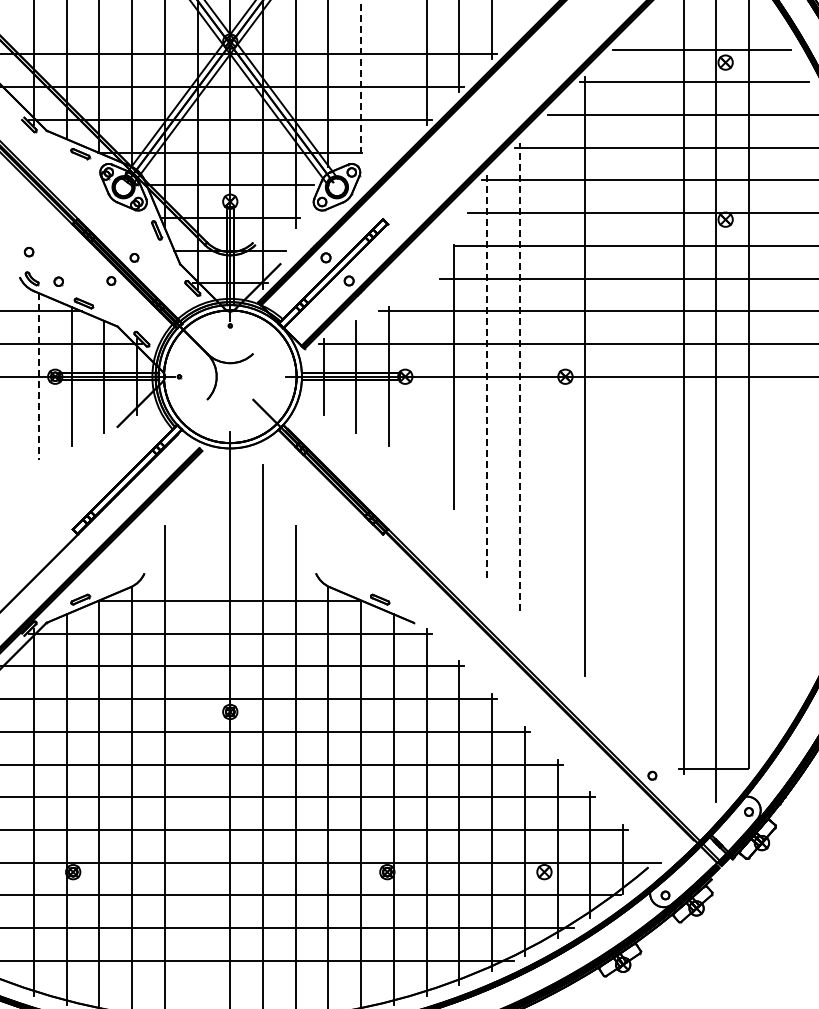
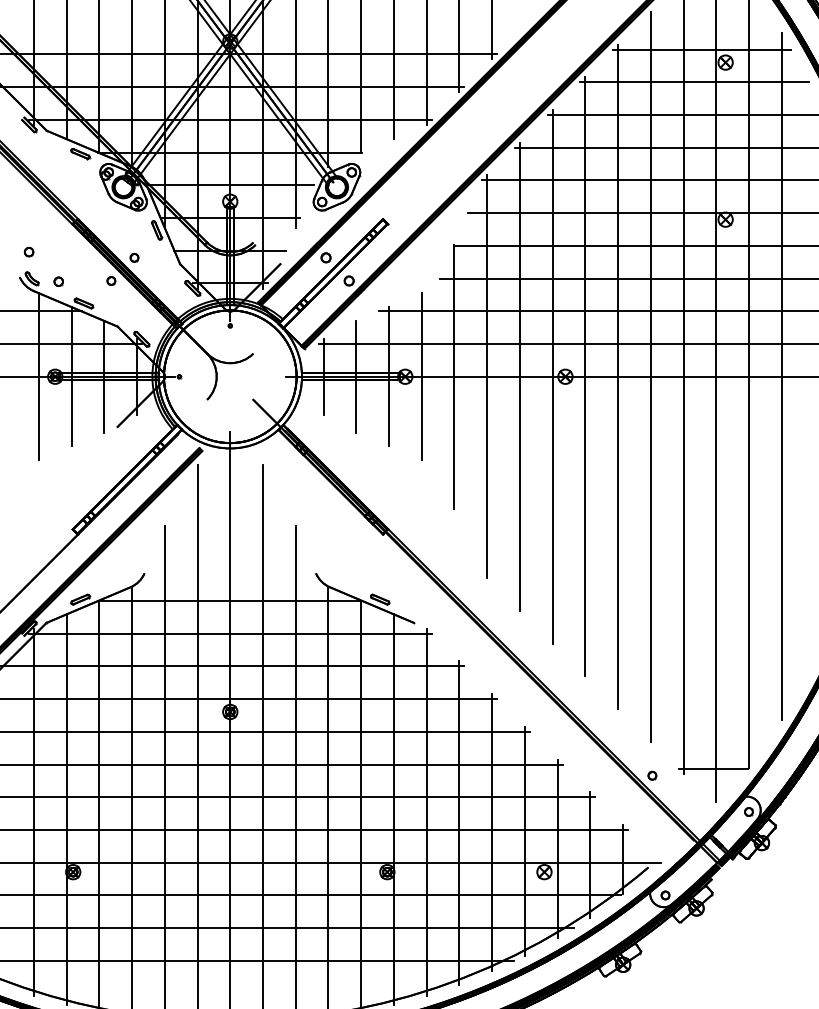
line: none -> present (393, 70)
line: dashed -> solid (361, 77)
line: dashed -> solid (38, 376)
line: none -> present (421, 376)
line: dashed -> solid (487, 376)
line: dashed -> solid (519, 376)
line: none -> present (552, 376)
line: none -> present (618, 376)
line: none -> present (650, 376)
line: none -> present (781, 376)
line: none -> present (197, 735)
